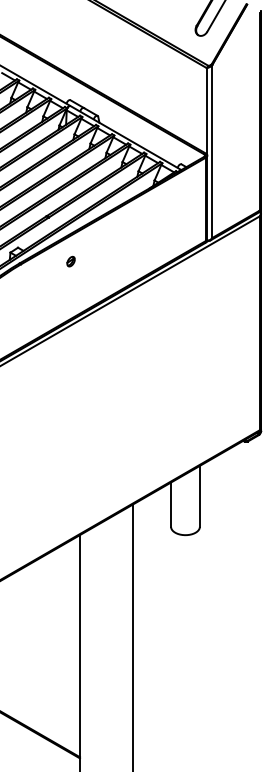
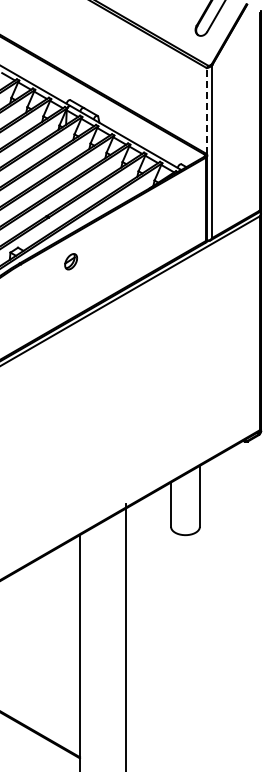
line: solid -> dashed (206, 110)
part size: 10x13 px -> 14x18 px (70, 261)
line position: (133, 636) -> (126, 636) (126, 636)
